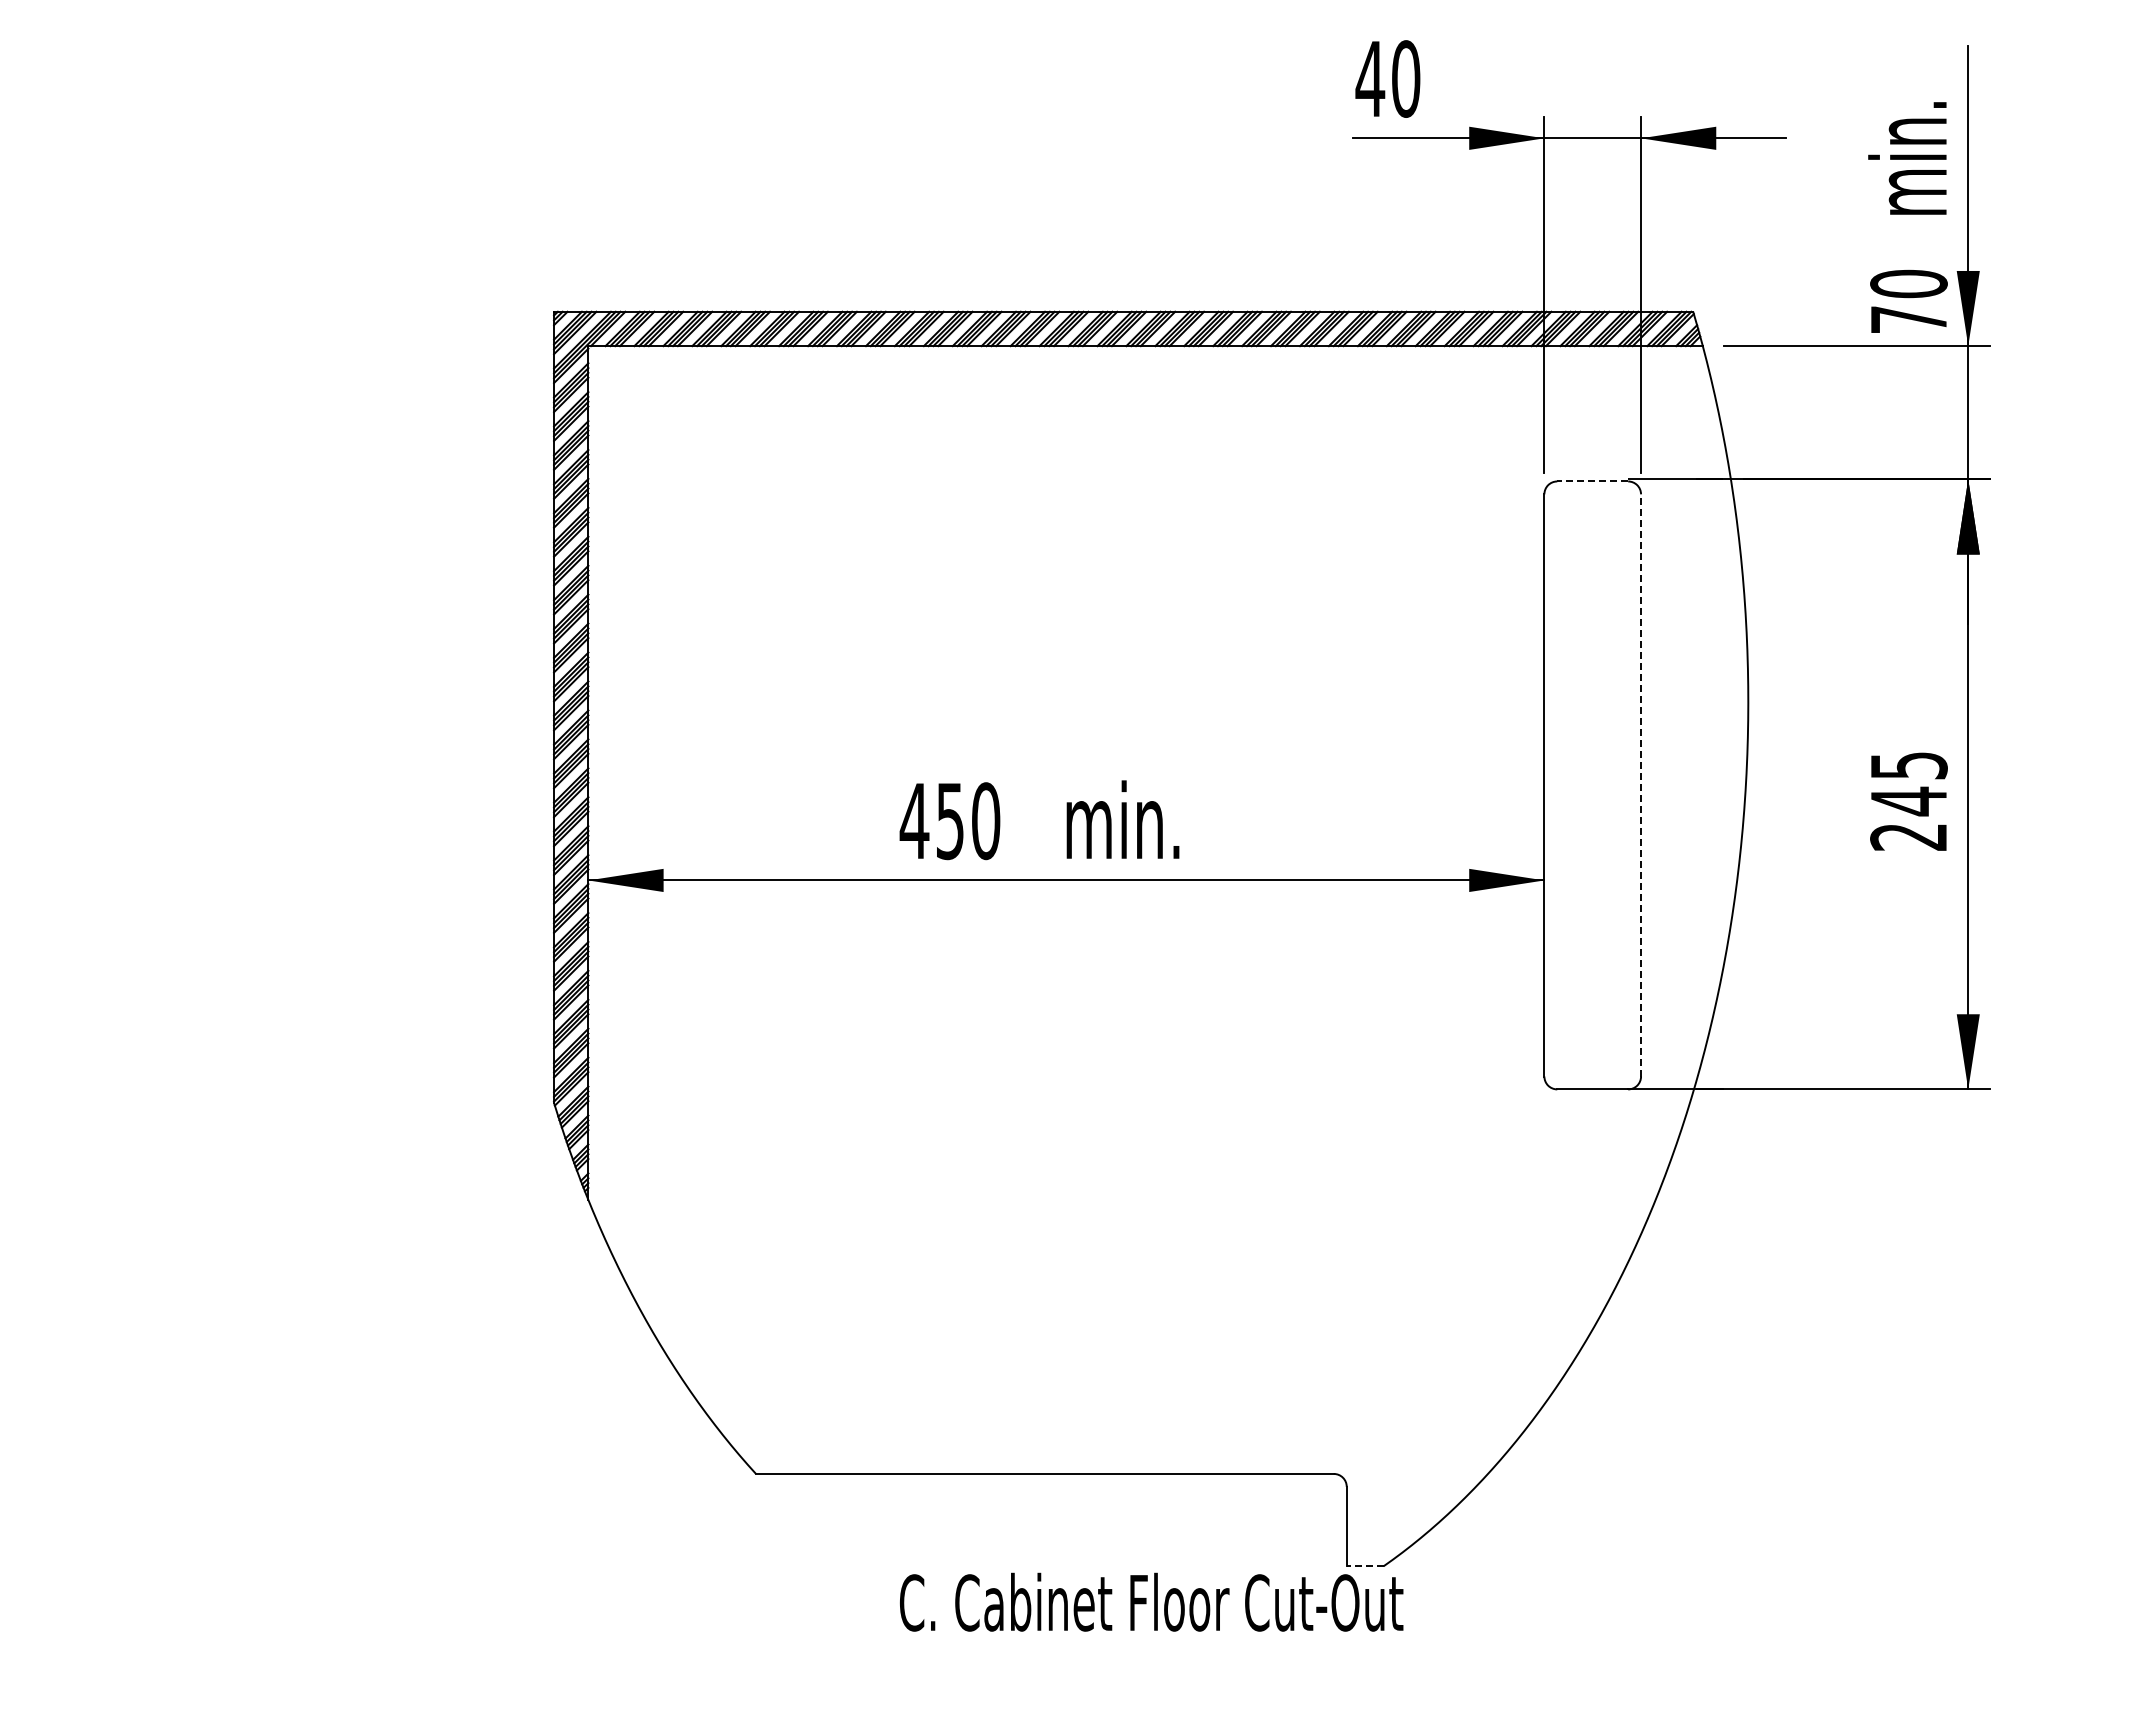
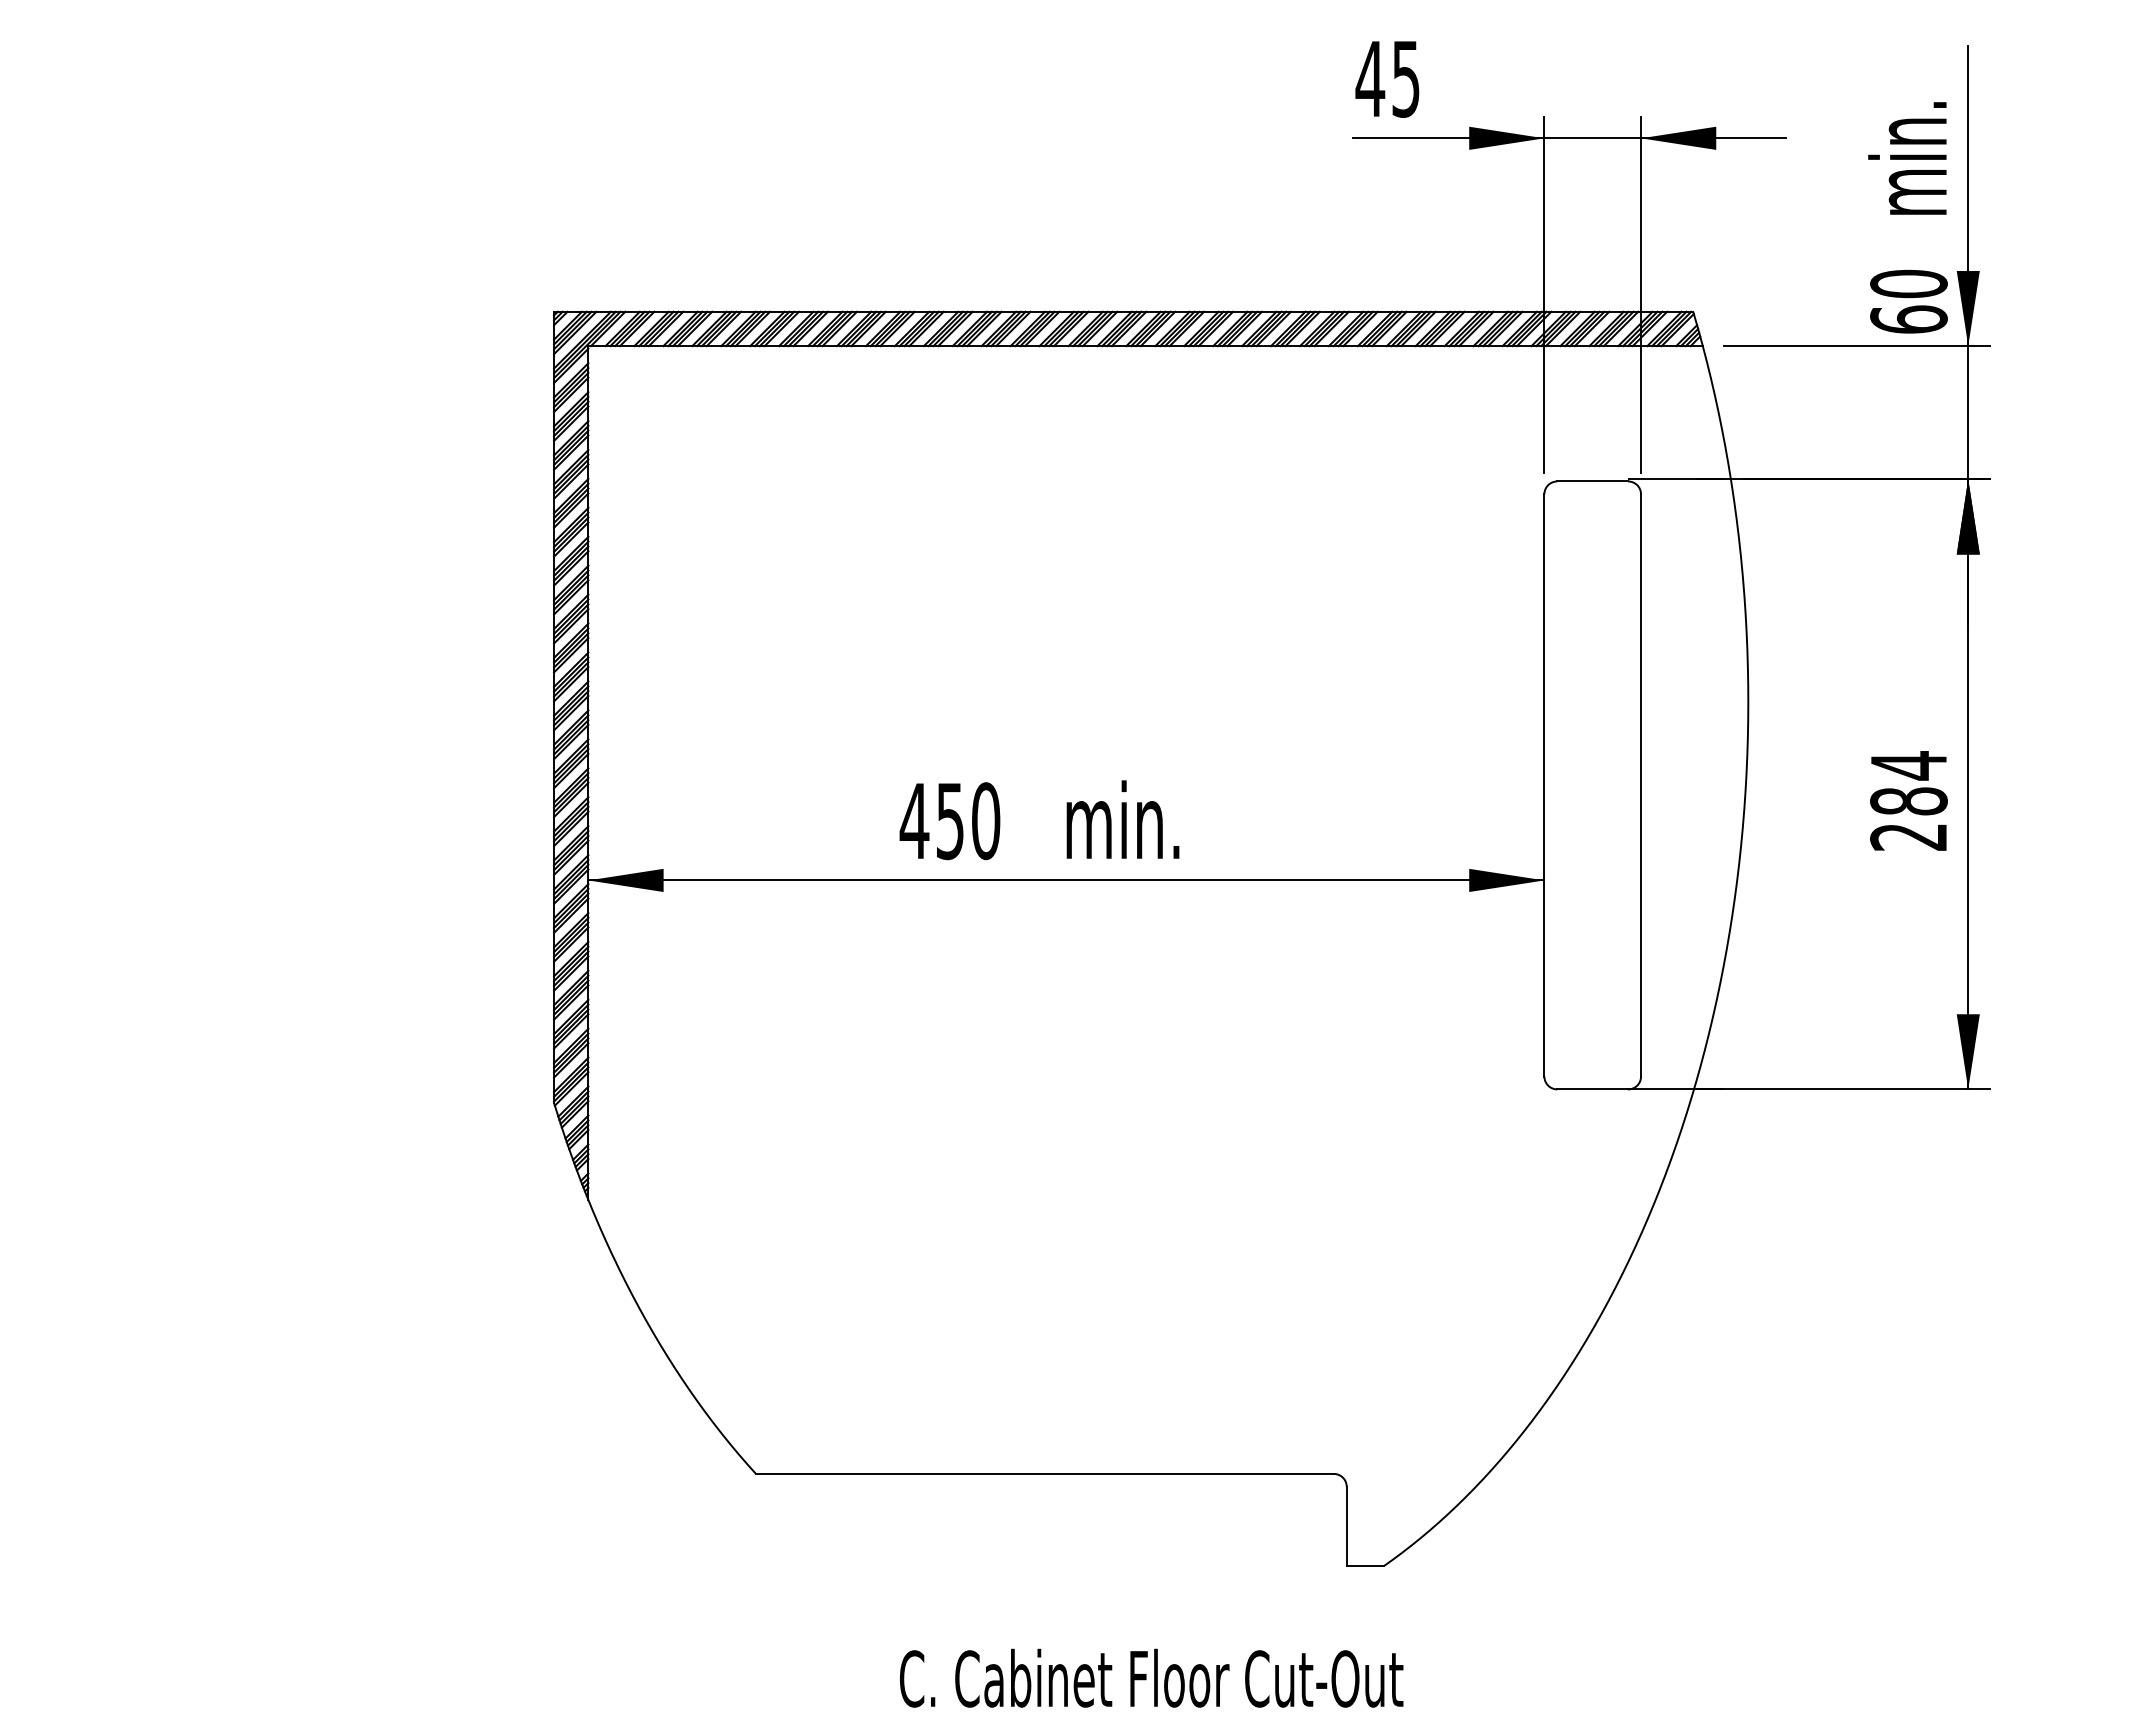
text: 40 -> 45 (1406, 78)
text: 70 -> 60 (1908, 319)
line: dashed -> solid (1592, 481)
text: 245 -> 284 (1908, 783)
line: dashed -> solid (1641, 784)
line: dashed -> solid (1364, 1566)
text position: (1151, 1601) -> (1151, 1677) (1151, 1677)
